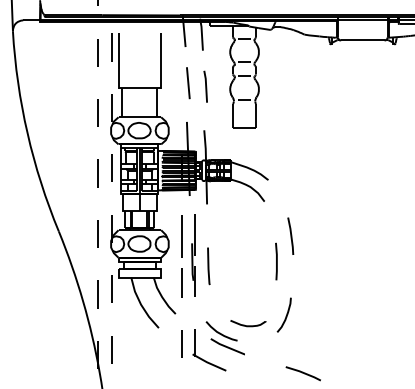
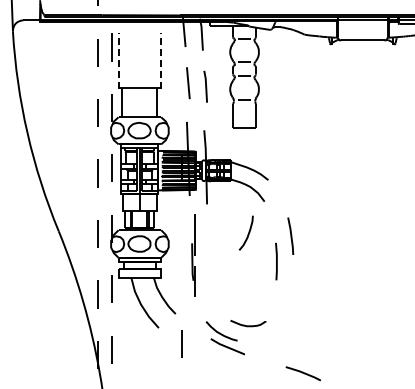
line: solid -> dashed (119, 61)
line: solid -> dashed (160, 61)
line: present -> none (181, 236)
line: present -> none (208, 266)
line: present -> none (181, 282)
curve position: (285, 316) -> (247, 234) (247, 234)
part: present -> none (204, 359)
